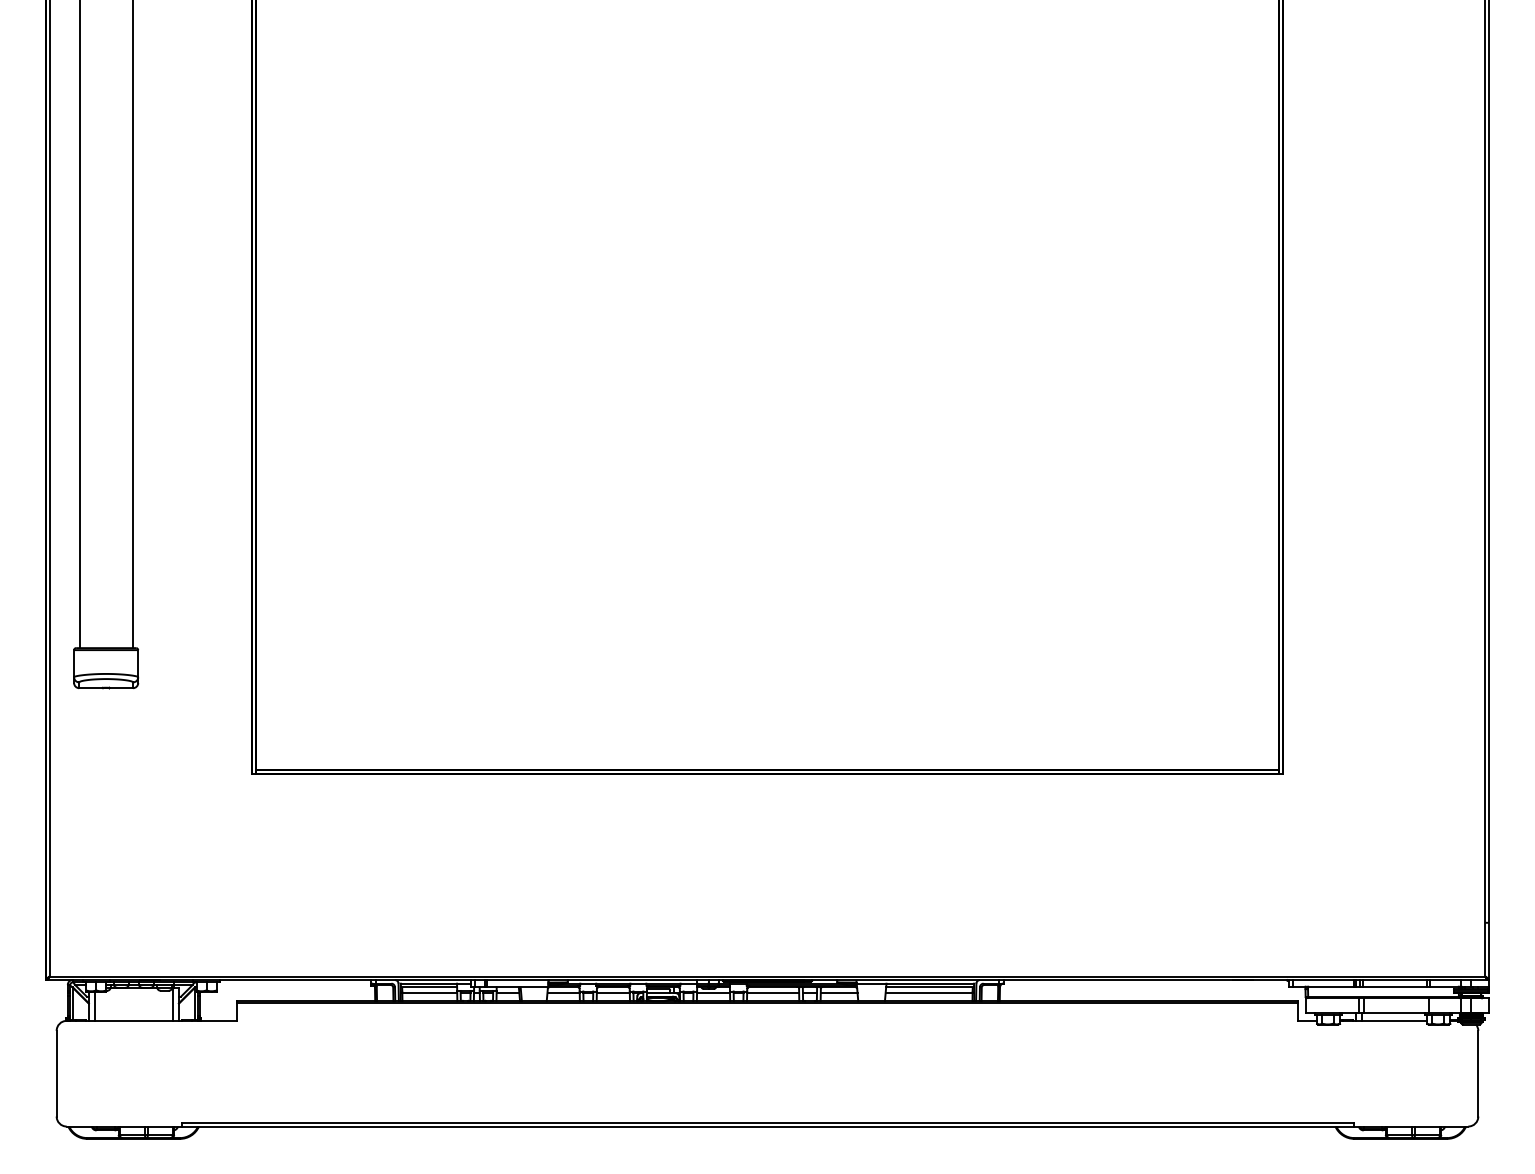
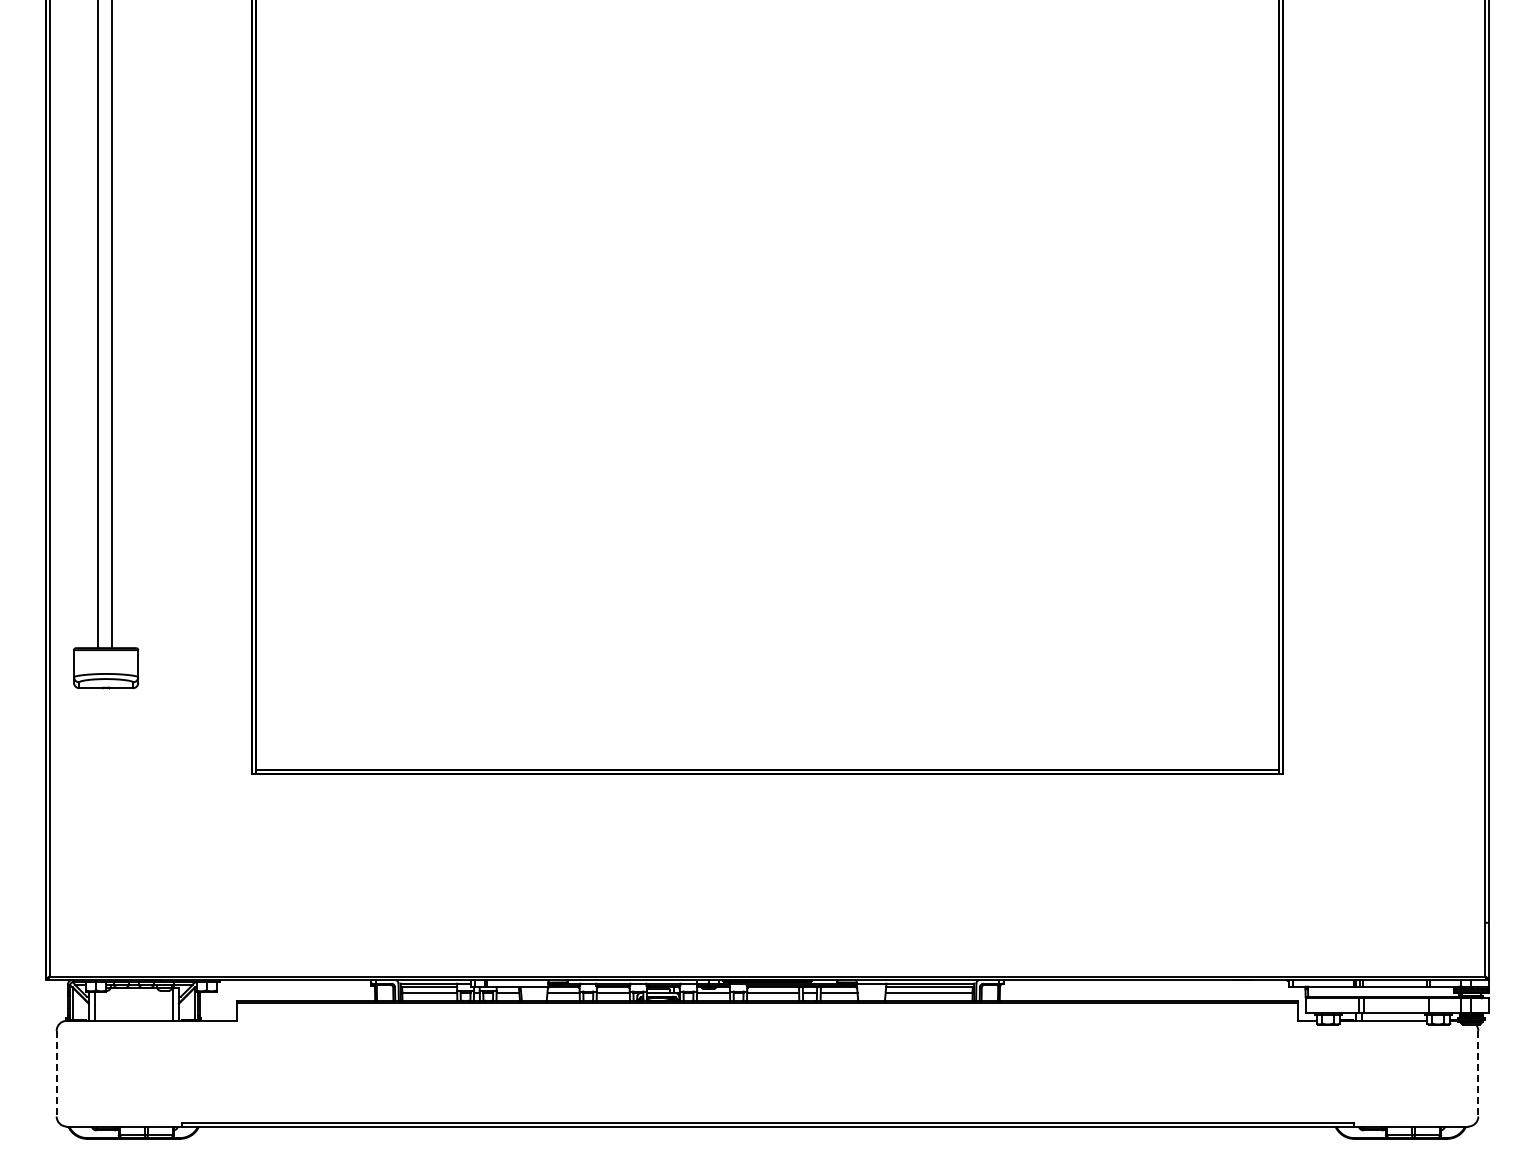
line position: (79, 325) -> (97, 325) (97, 325)
line position: (132, 325) -> (111, 325) (111, 325)
line: solid -> dashed (56, 1073)
line: solid -> dashed (1478, 1073)
